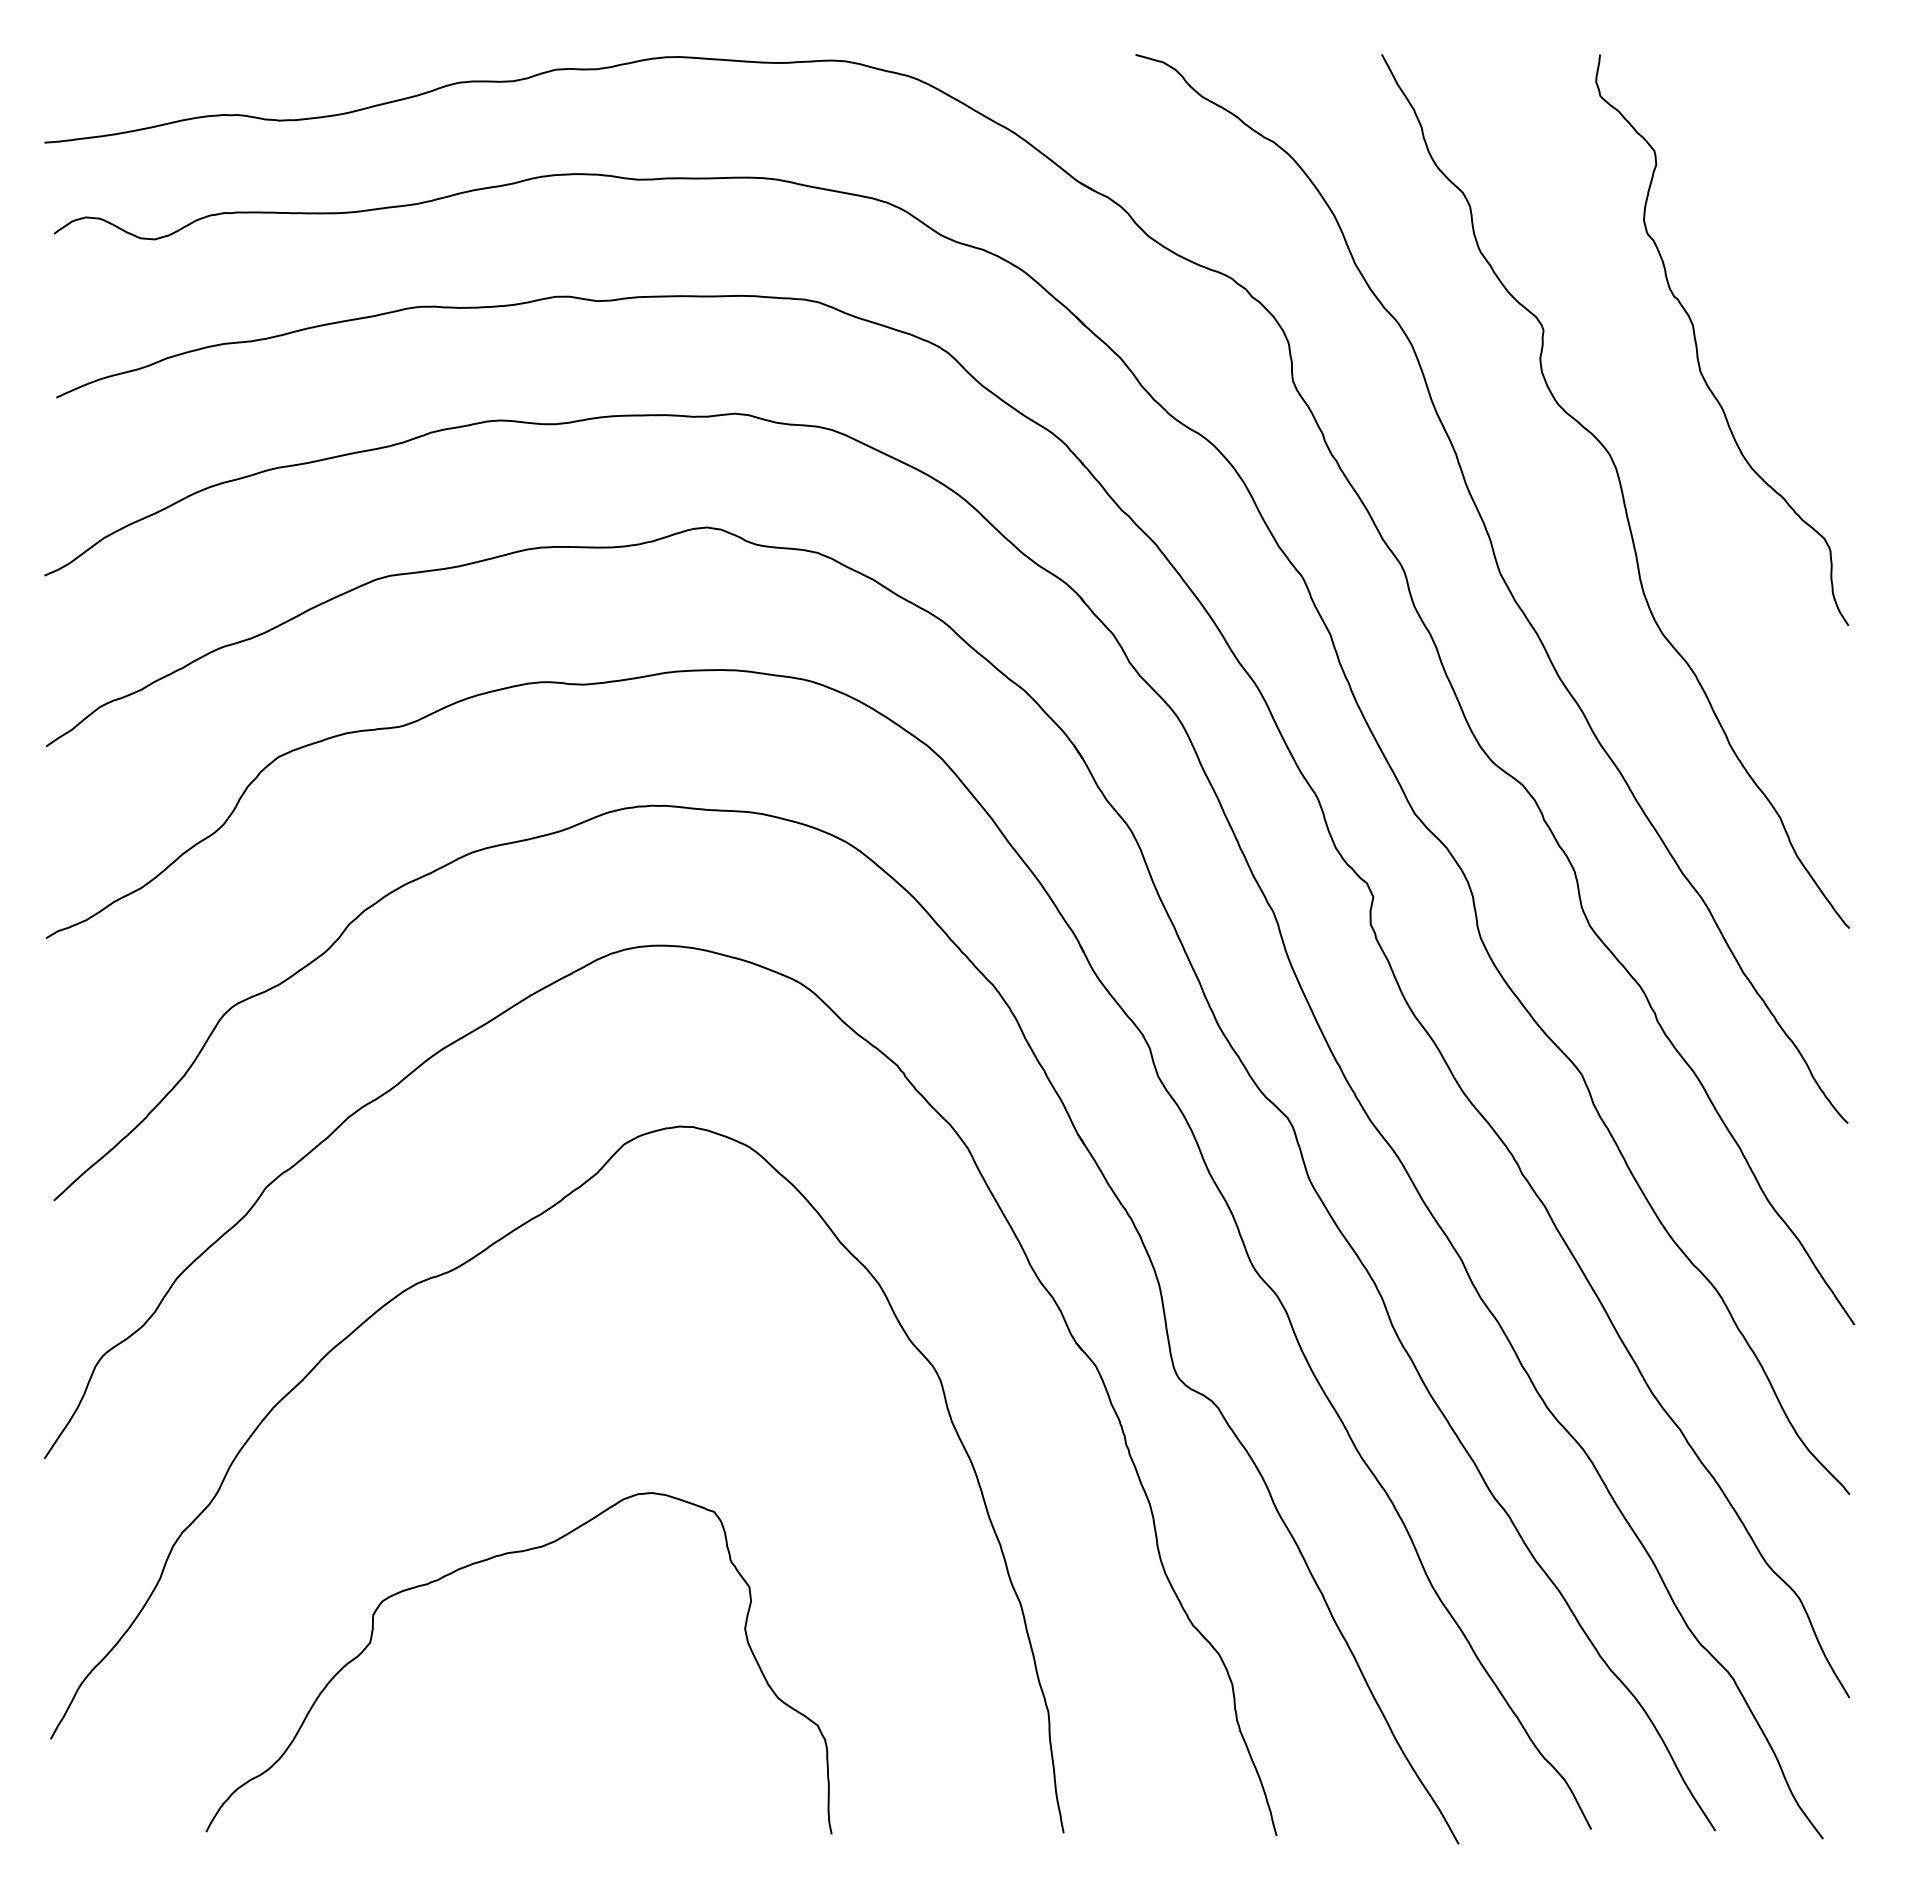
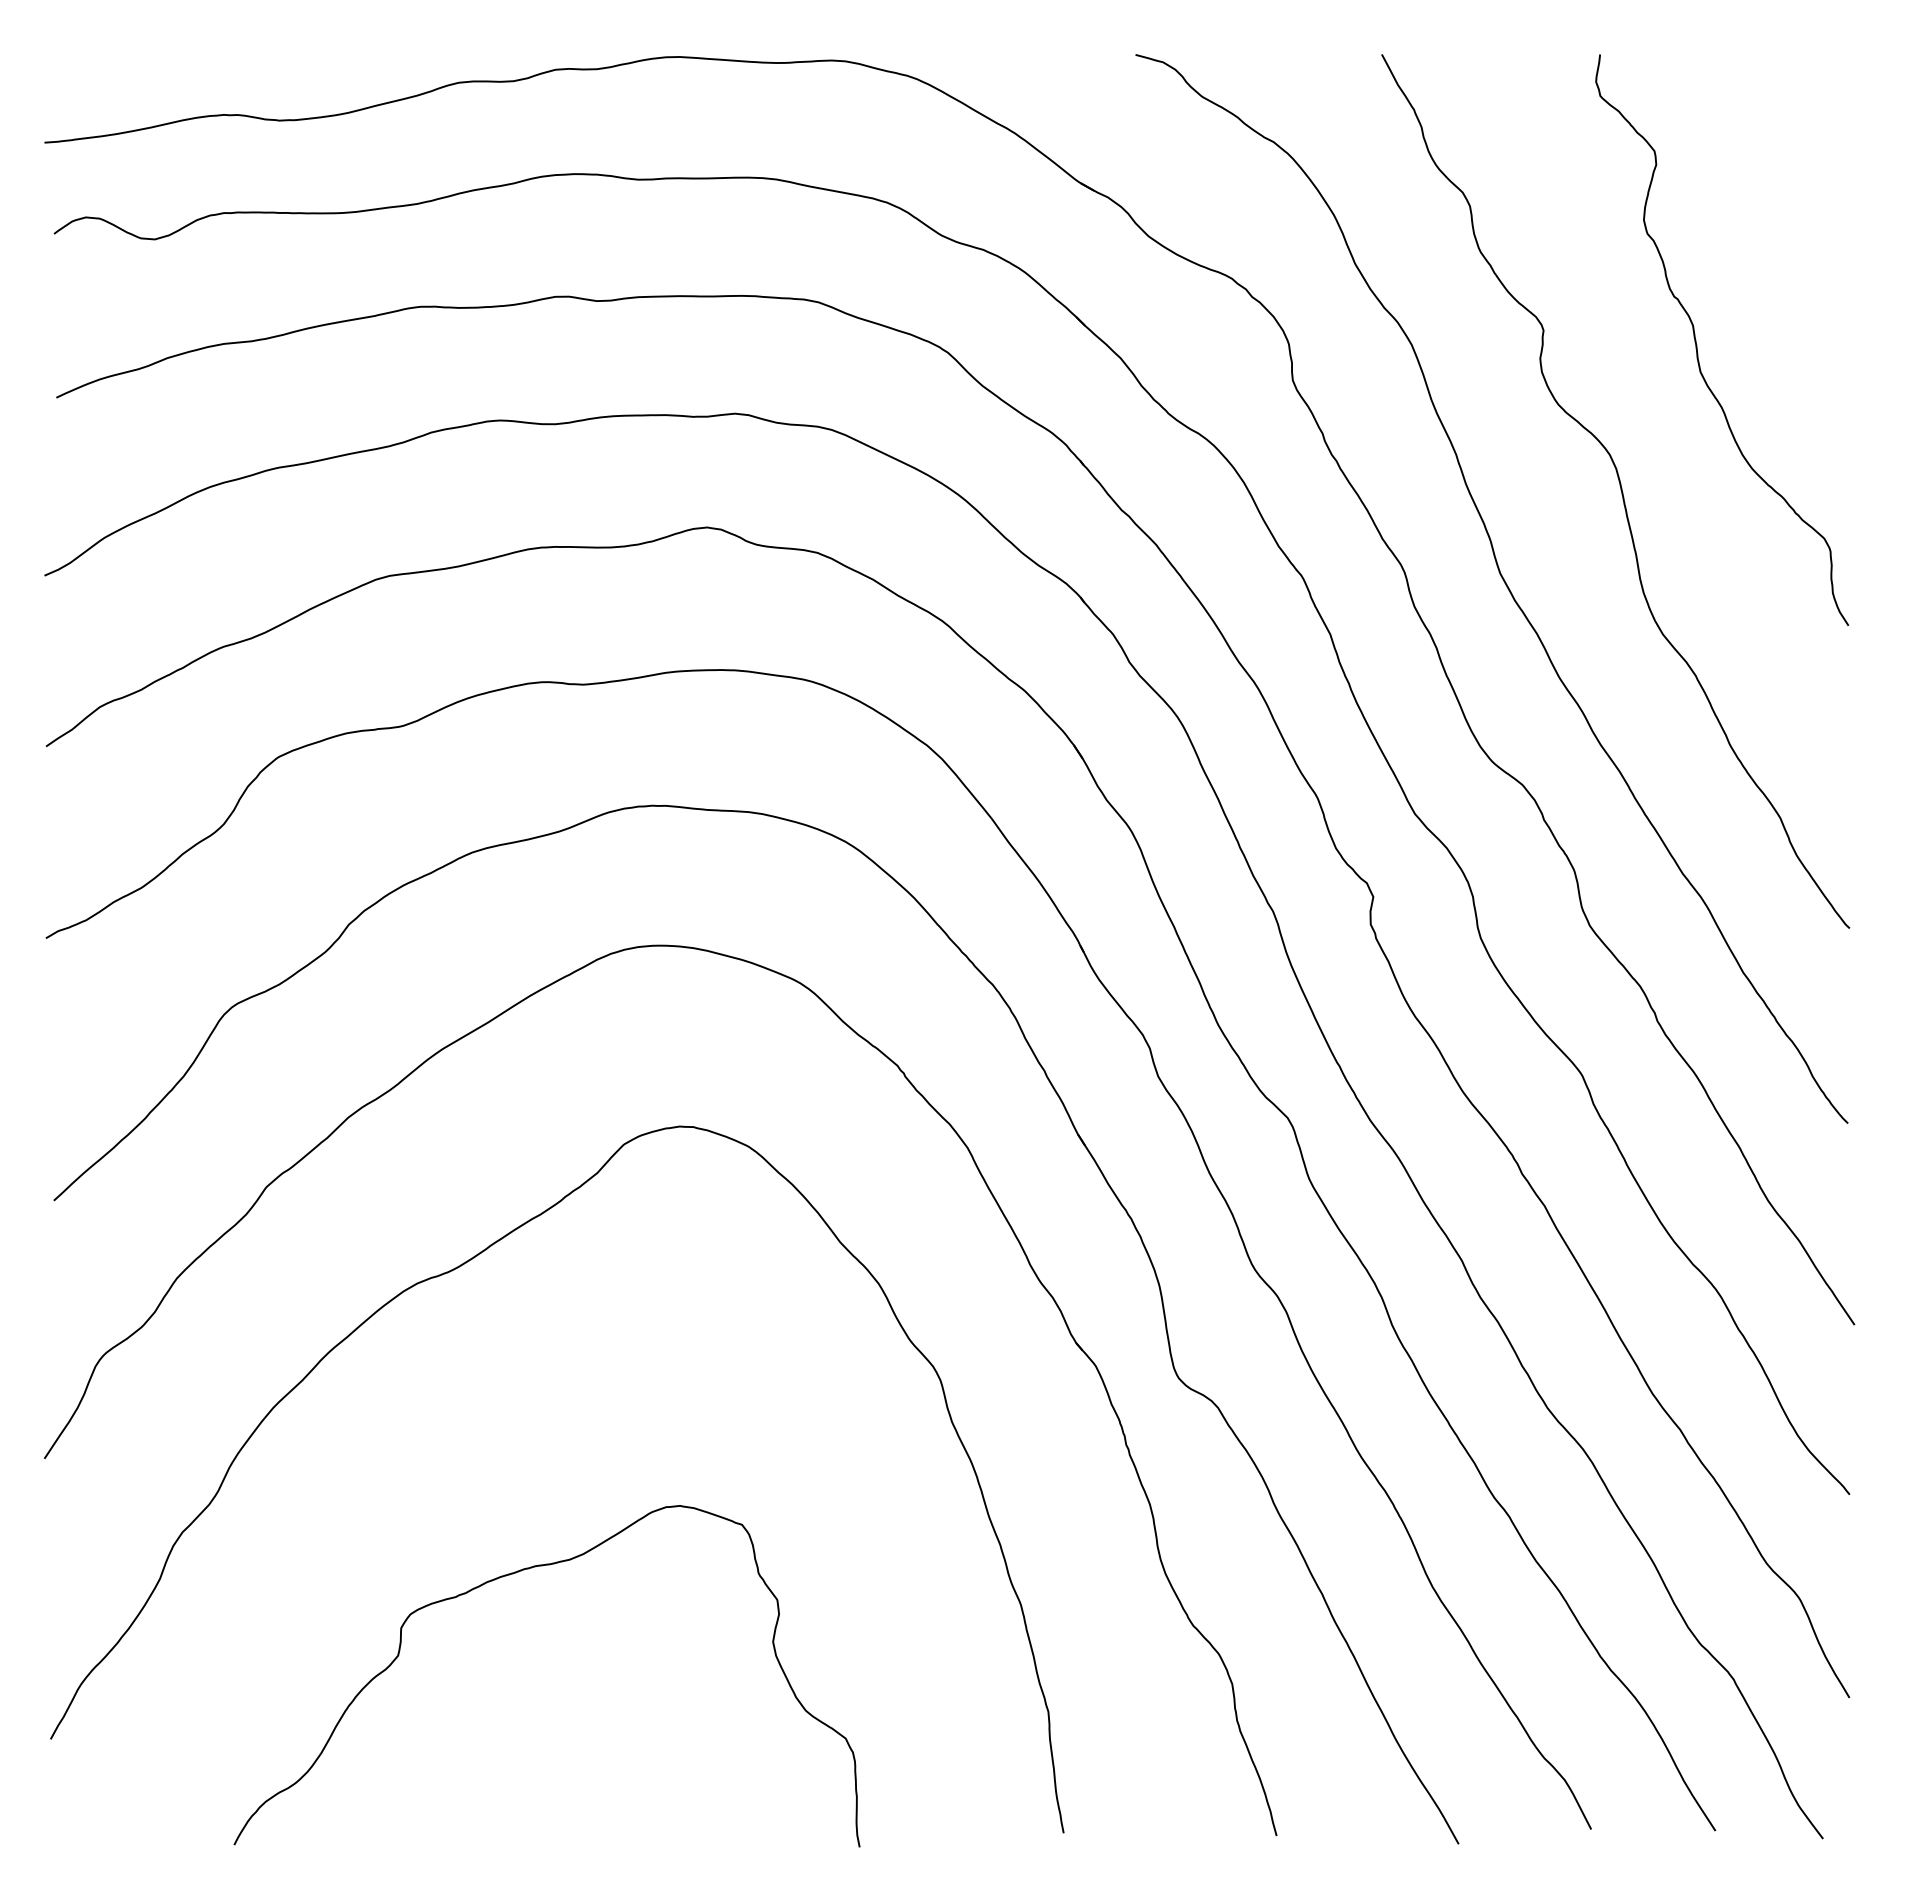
curve position: (485, 1561) -> (513, 1574) (513, 1574)
